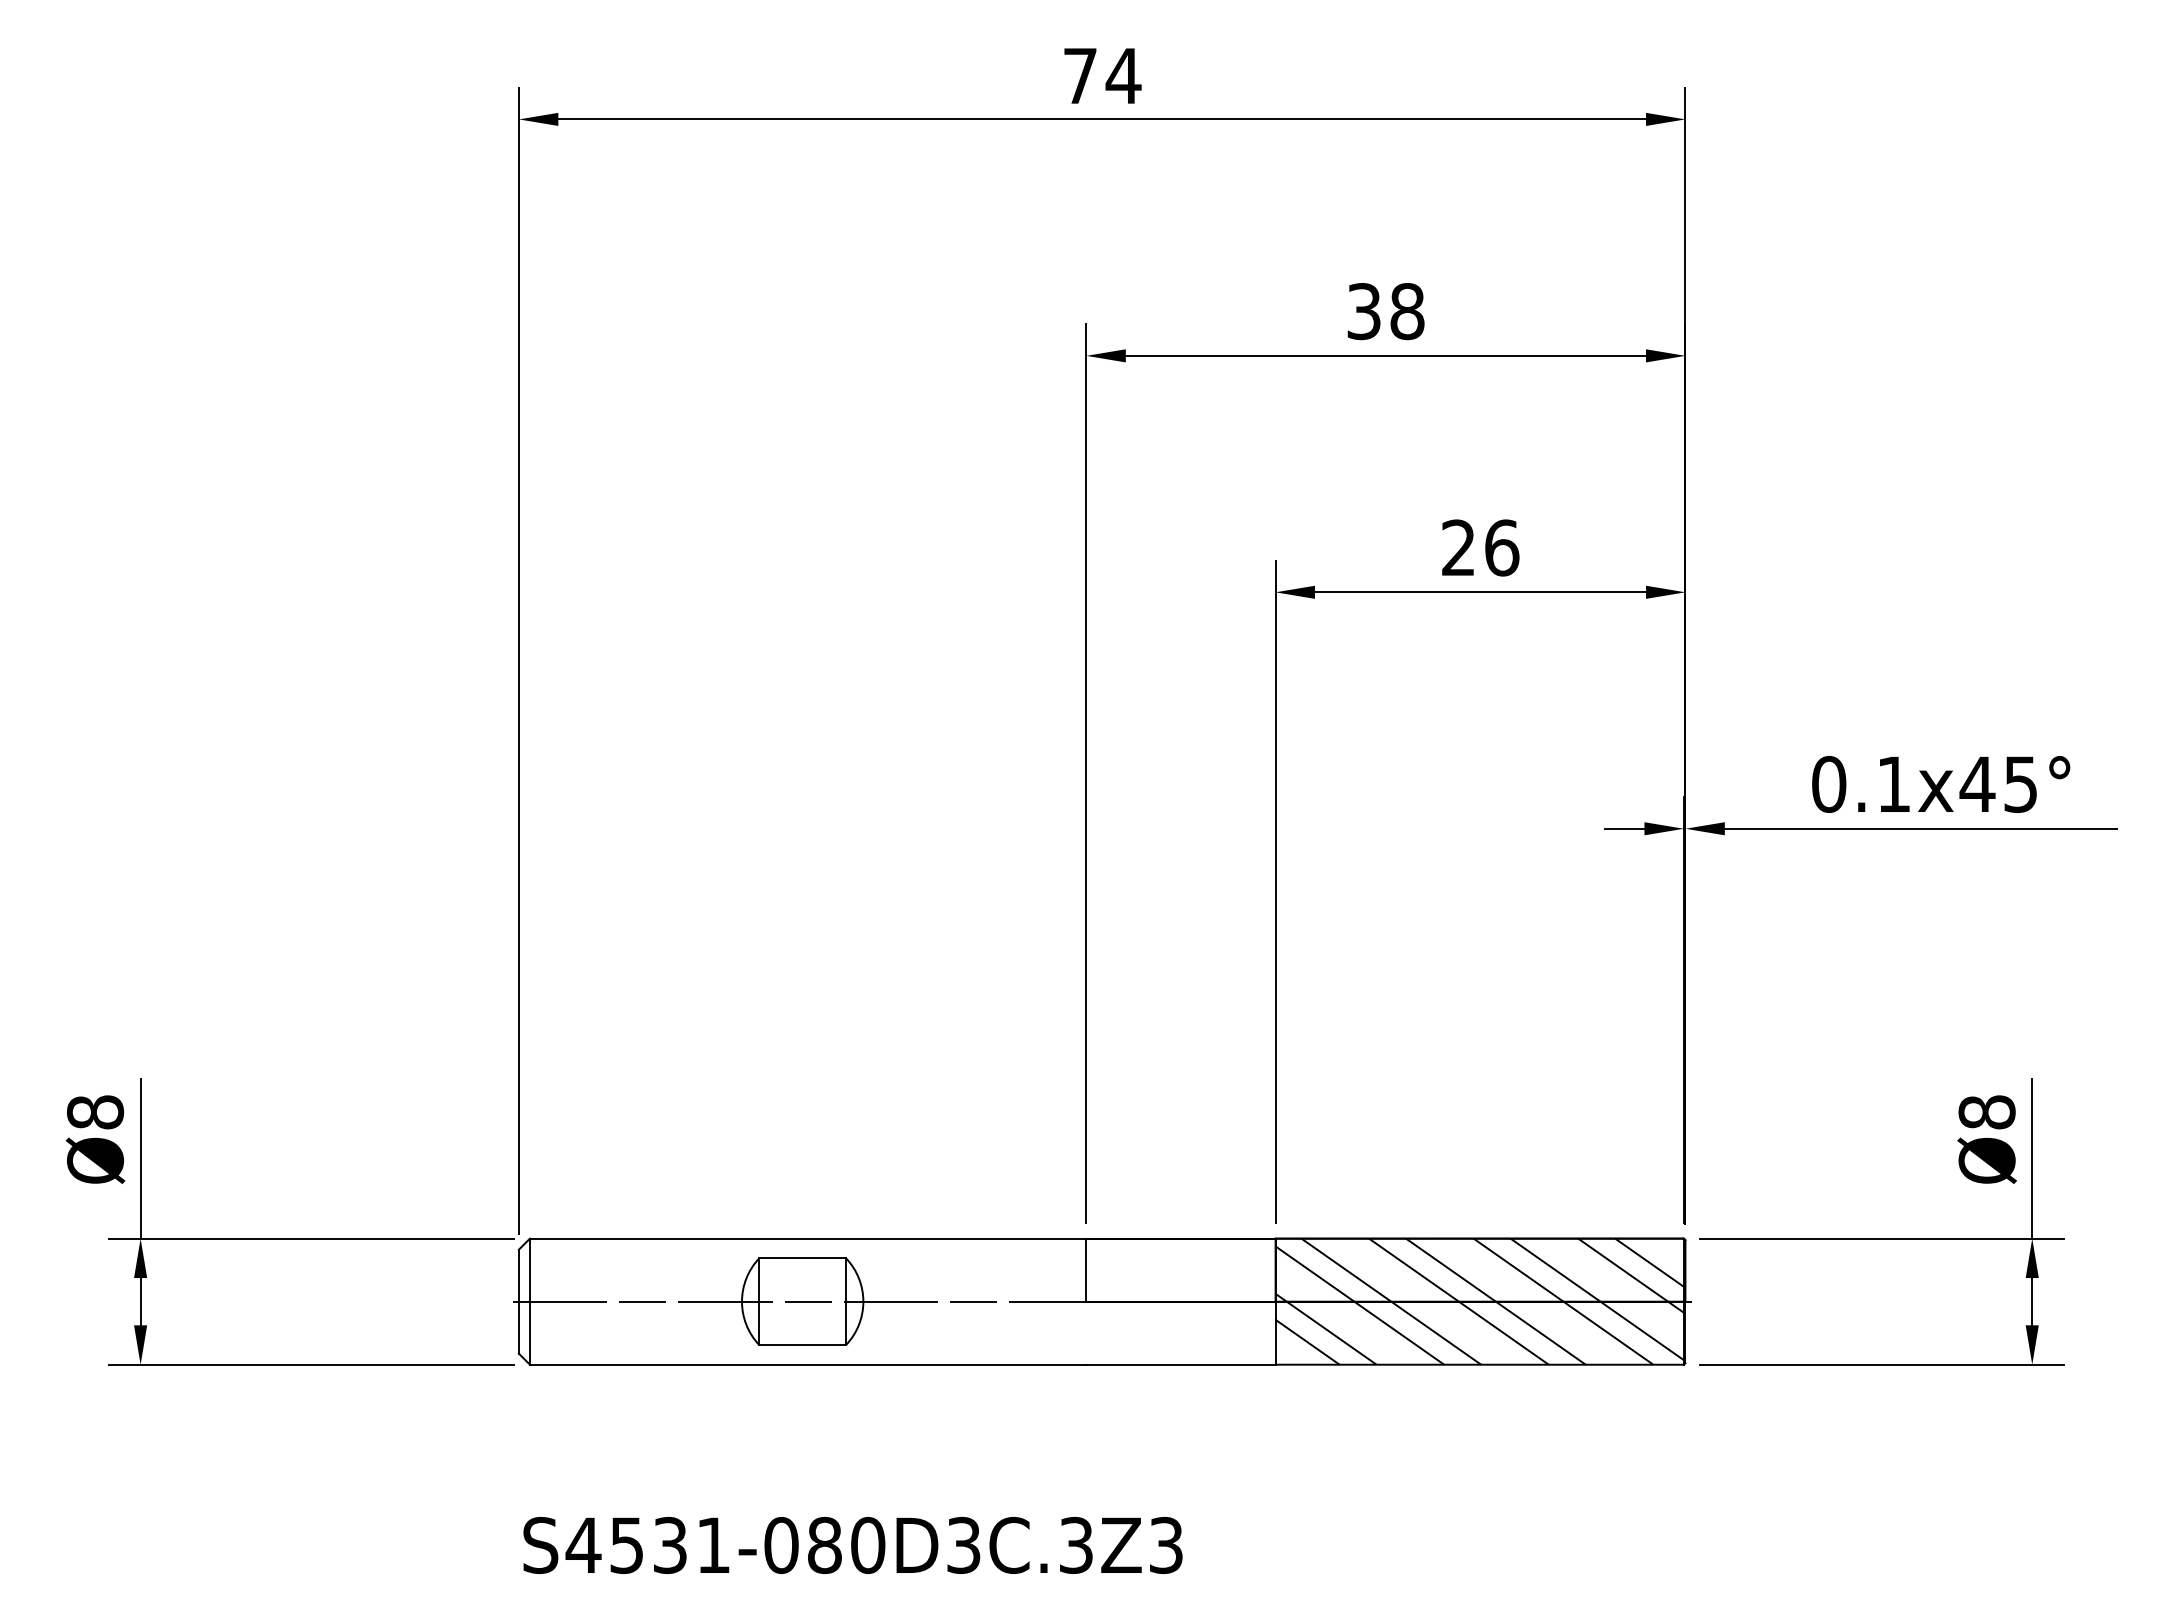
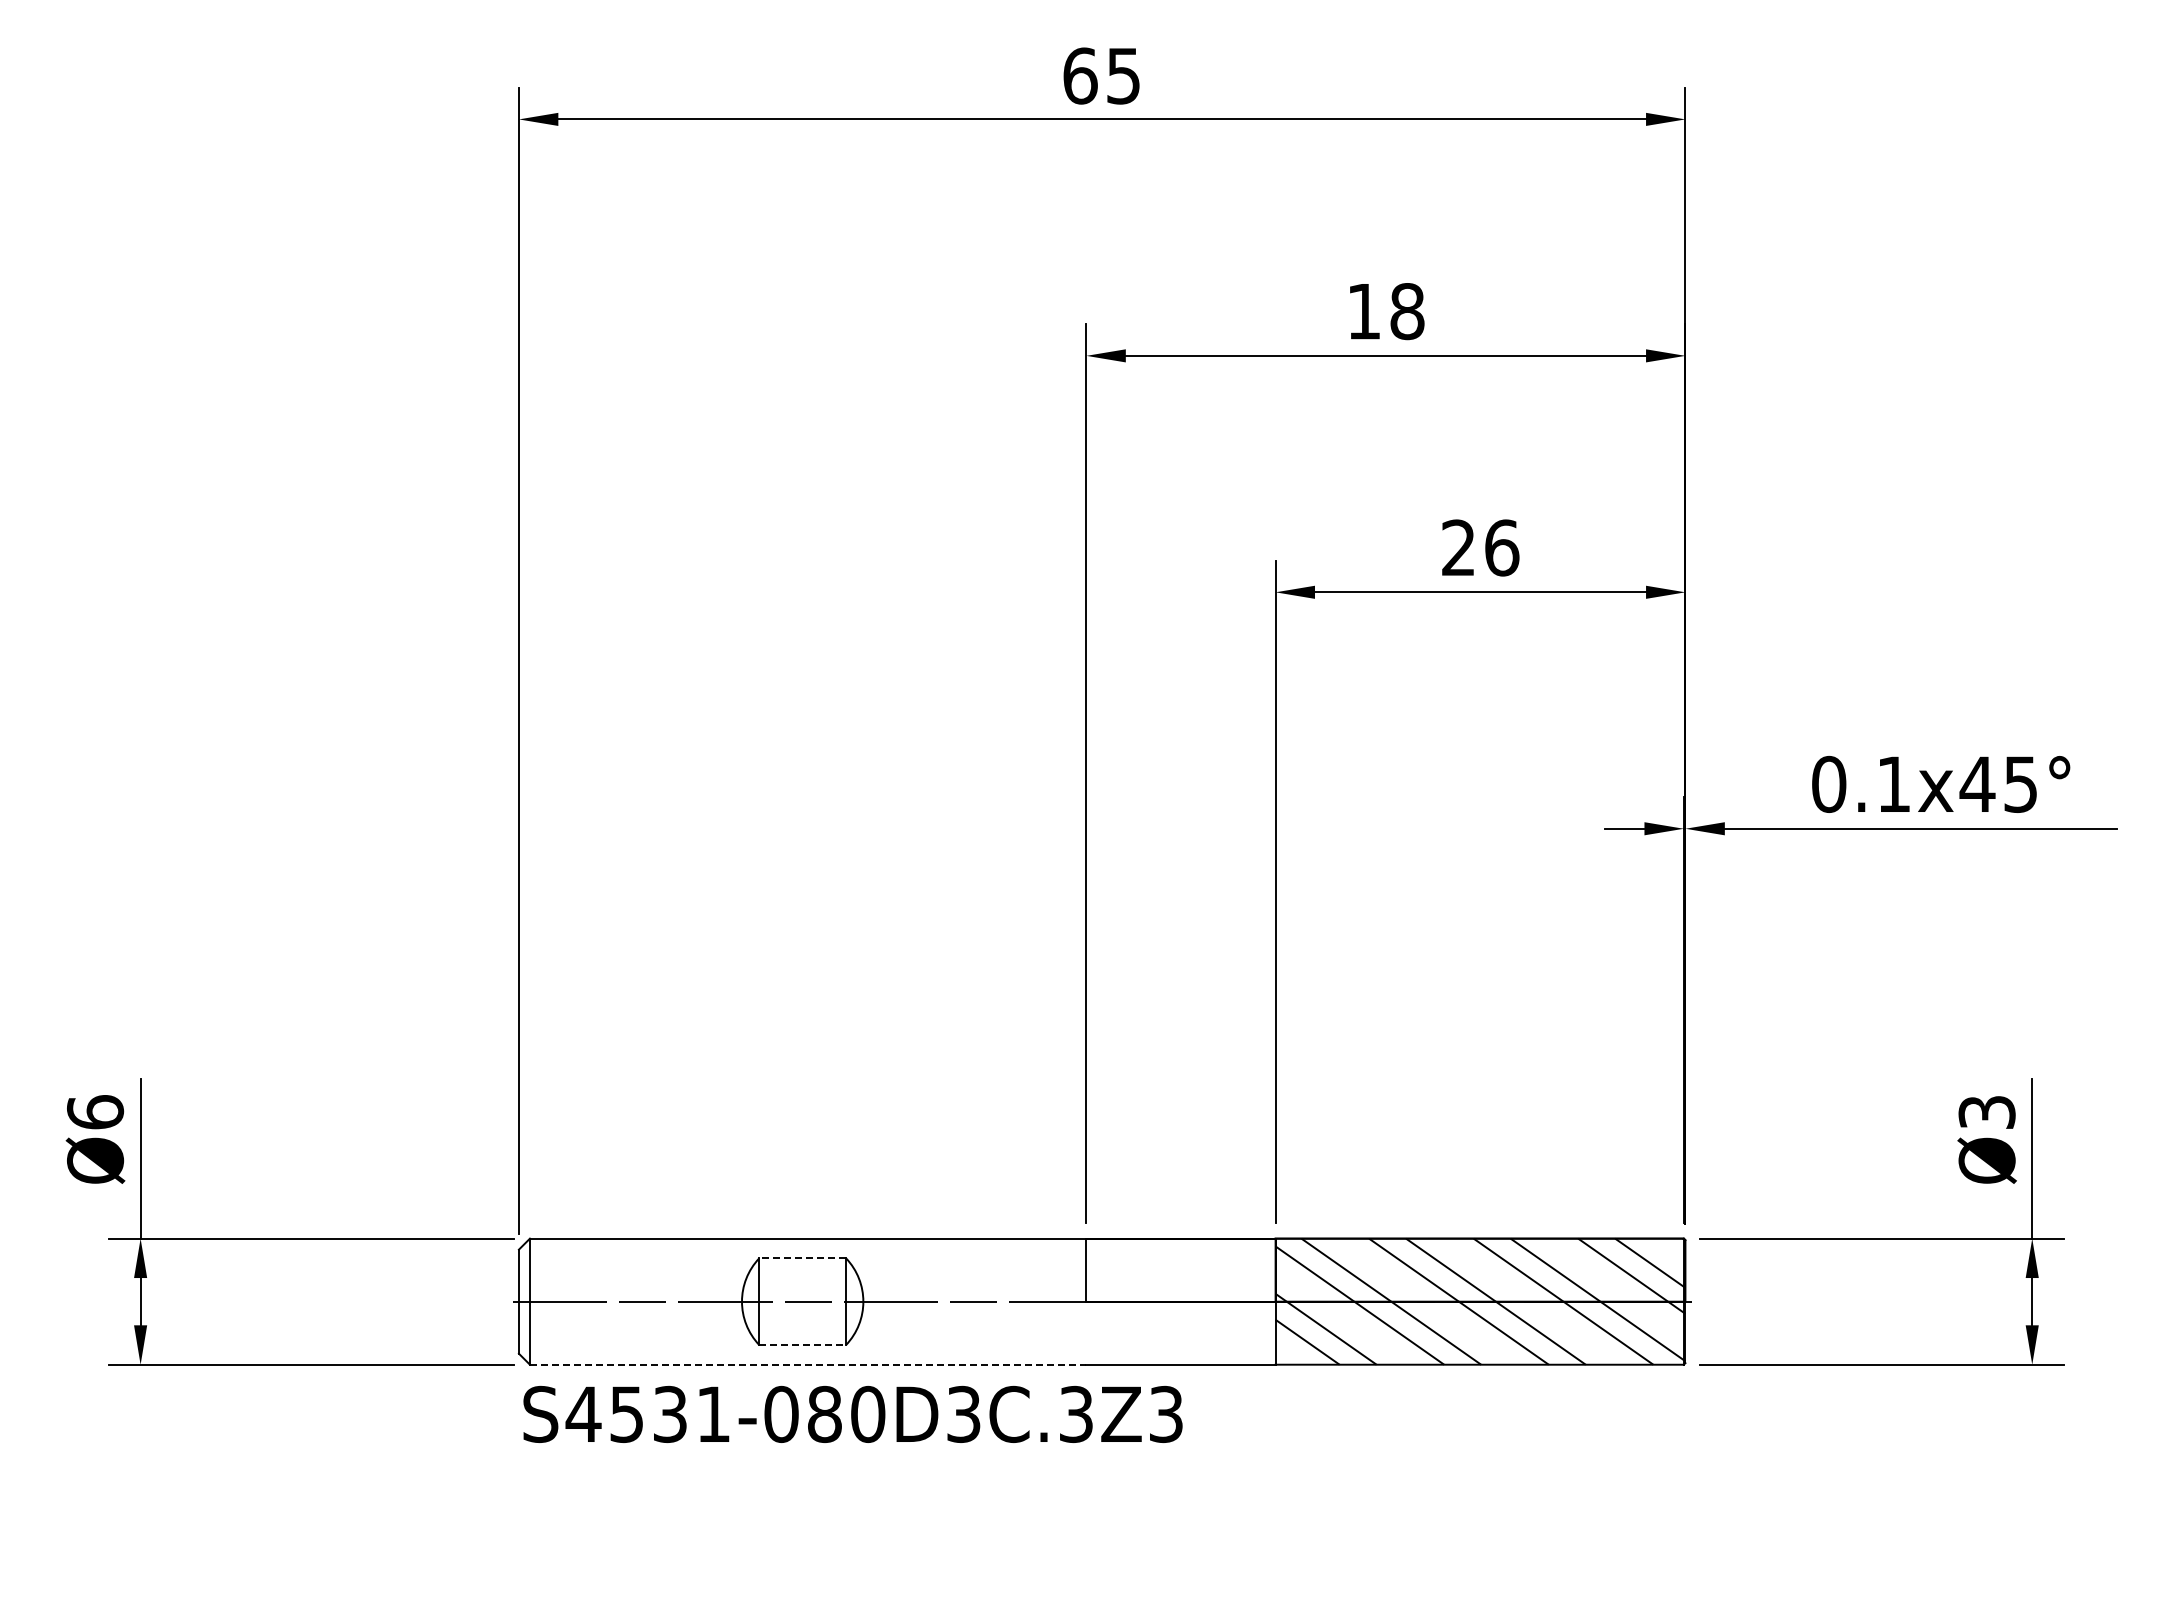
text: 74 -> 65 (1102, 75)
text: 38 -> 18 (1363, 311)
text: Ø8 -> Ø6 (95, 1112)
text: Ø8 -> Ø3 (1986, 1112)
line: solid -> dashed (802, 1258)
line: solid -> dashed (803, 1345)
line: solid -> dashed (808, 1364)
text position: (852, 1545) -> (852, 1414) (852, 1414)
